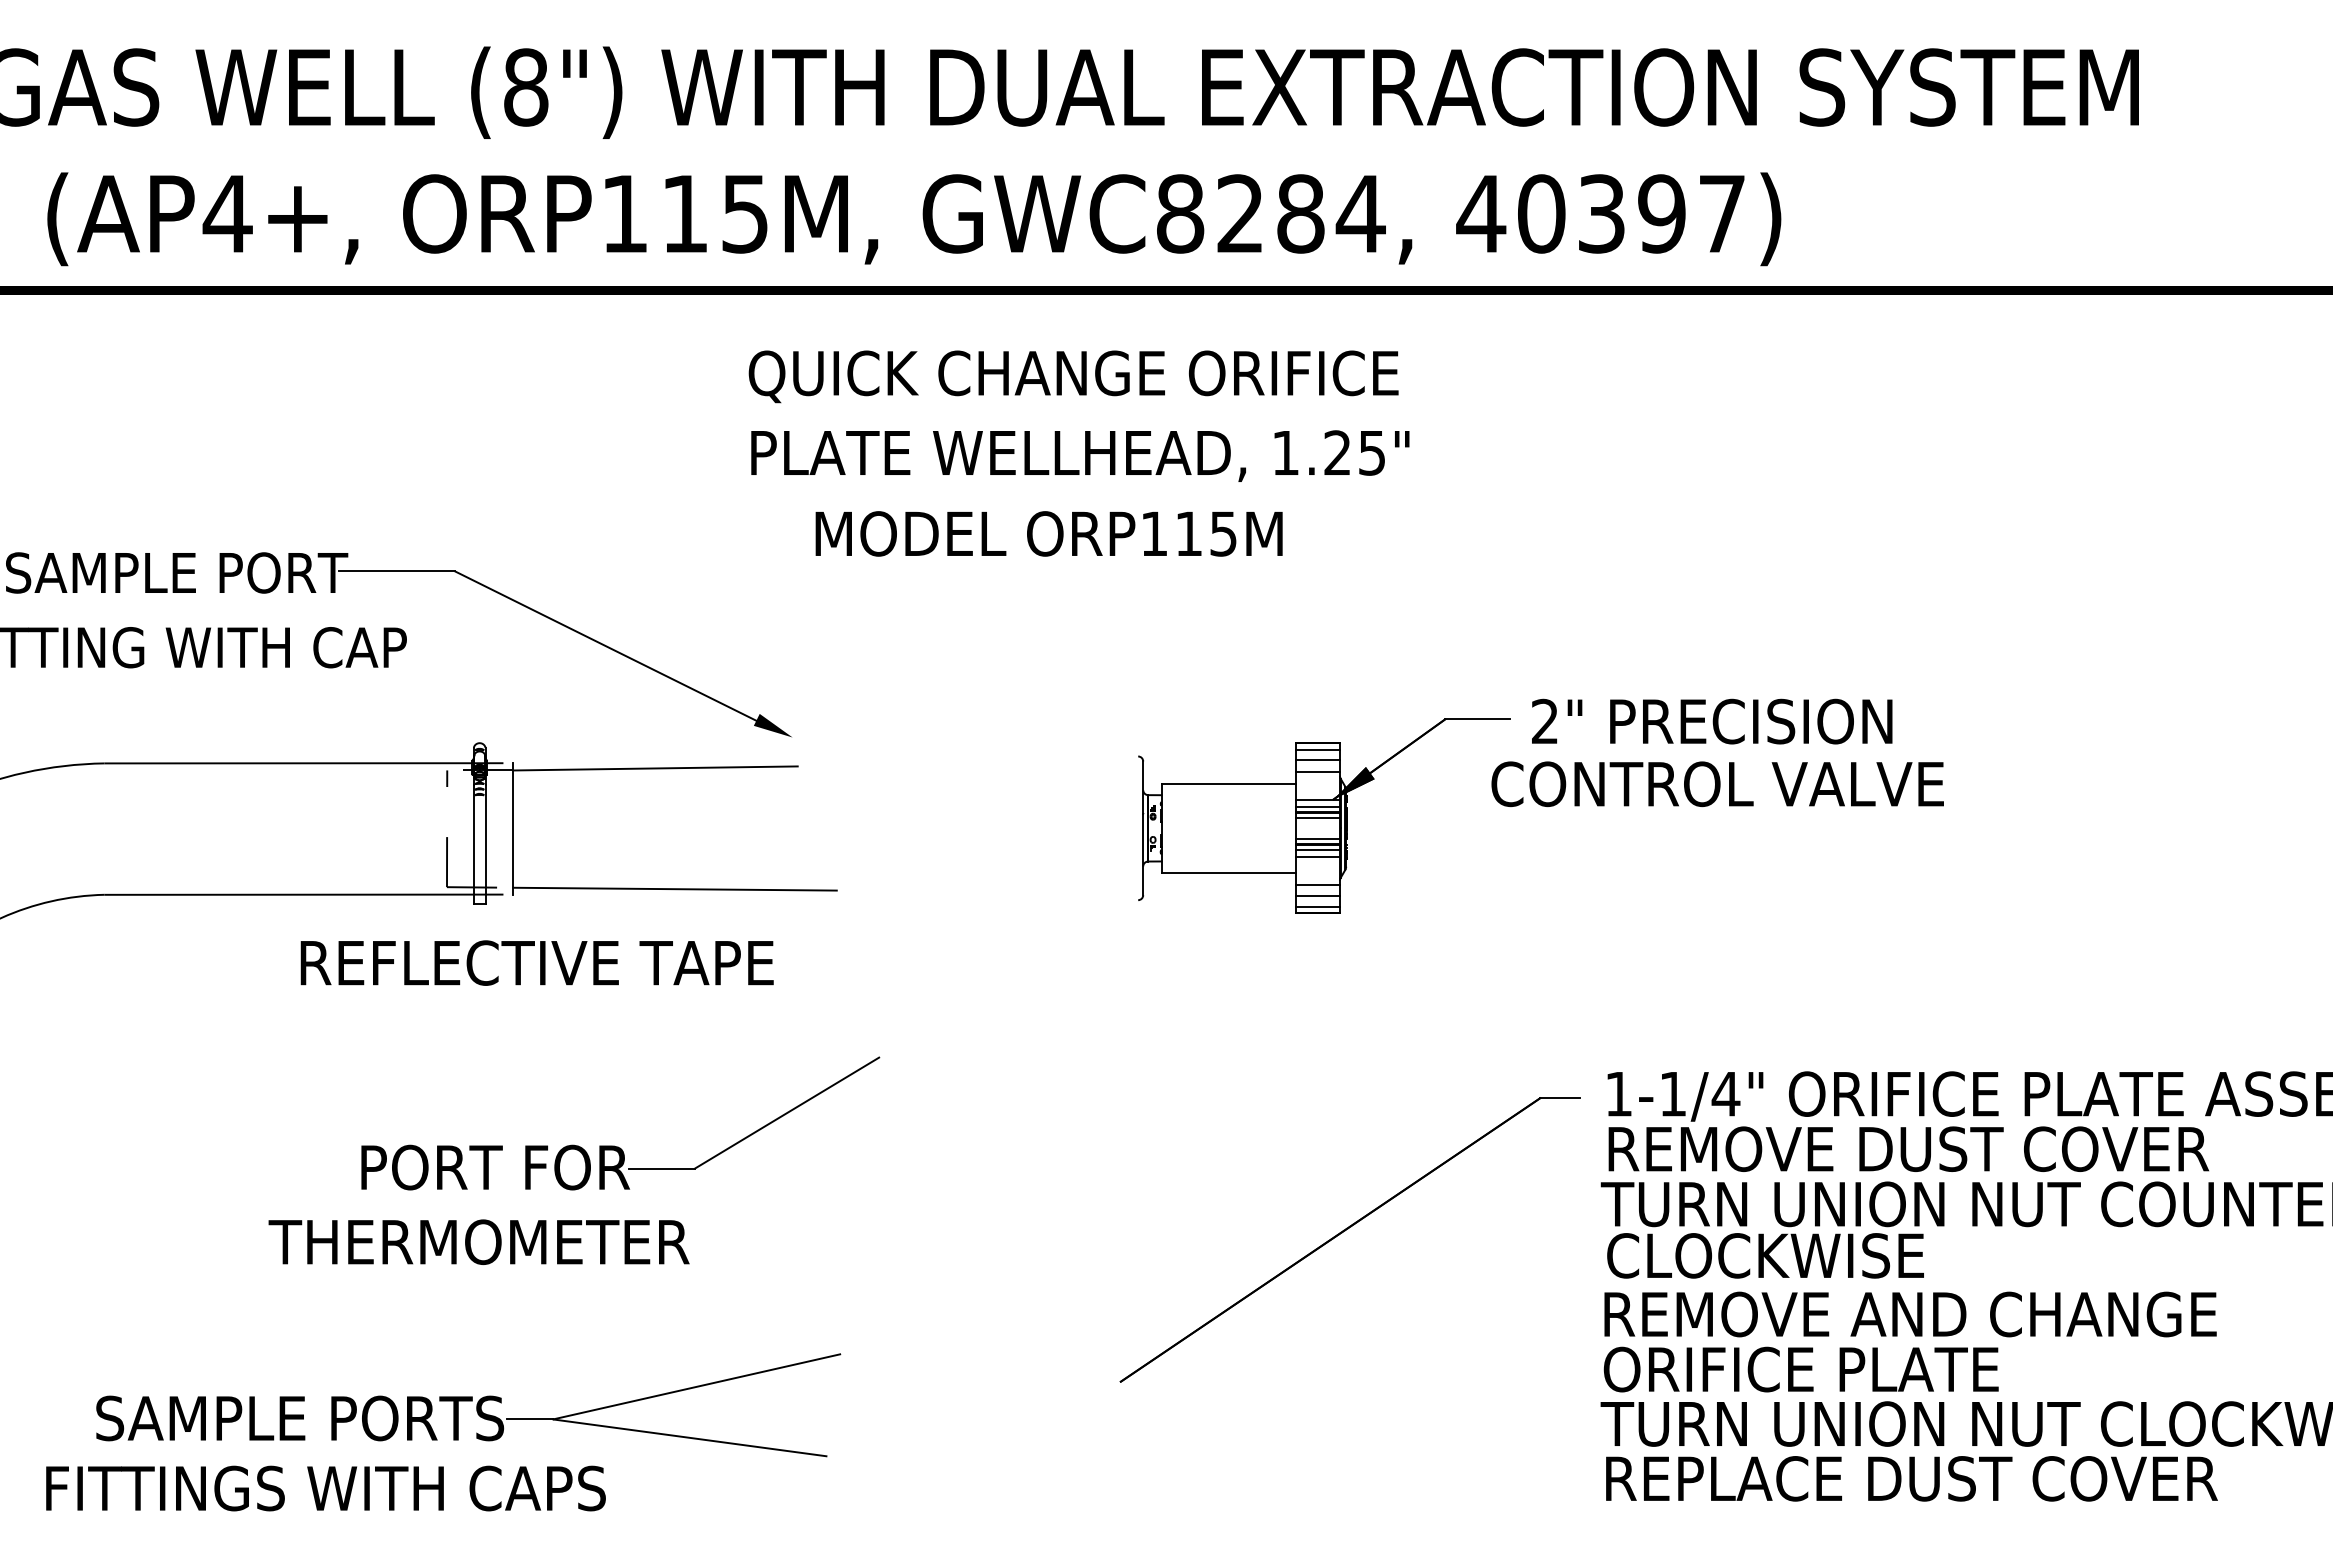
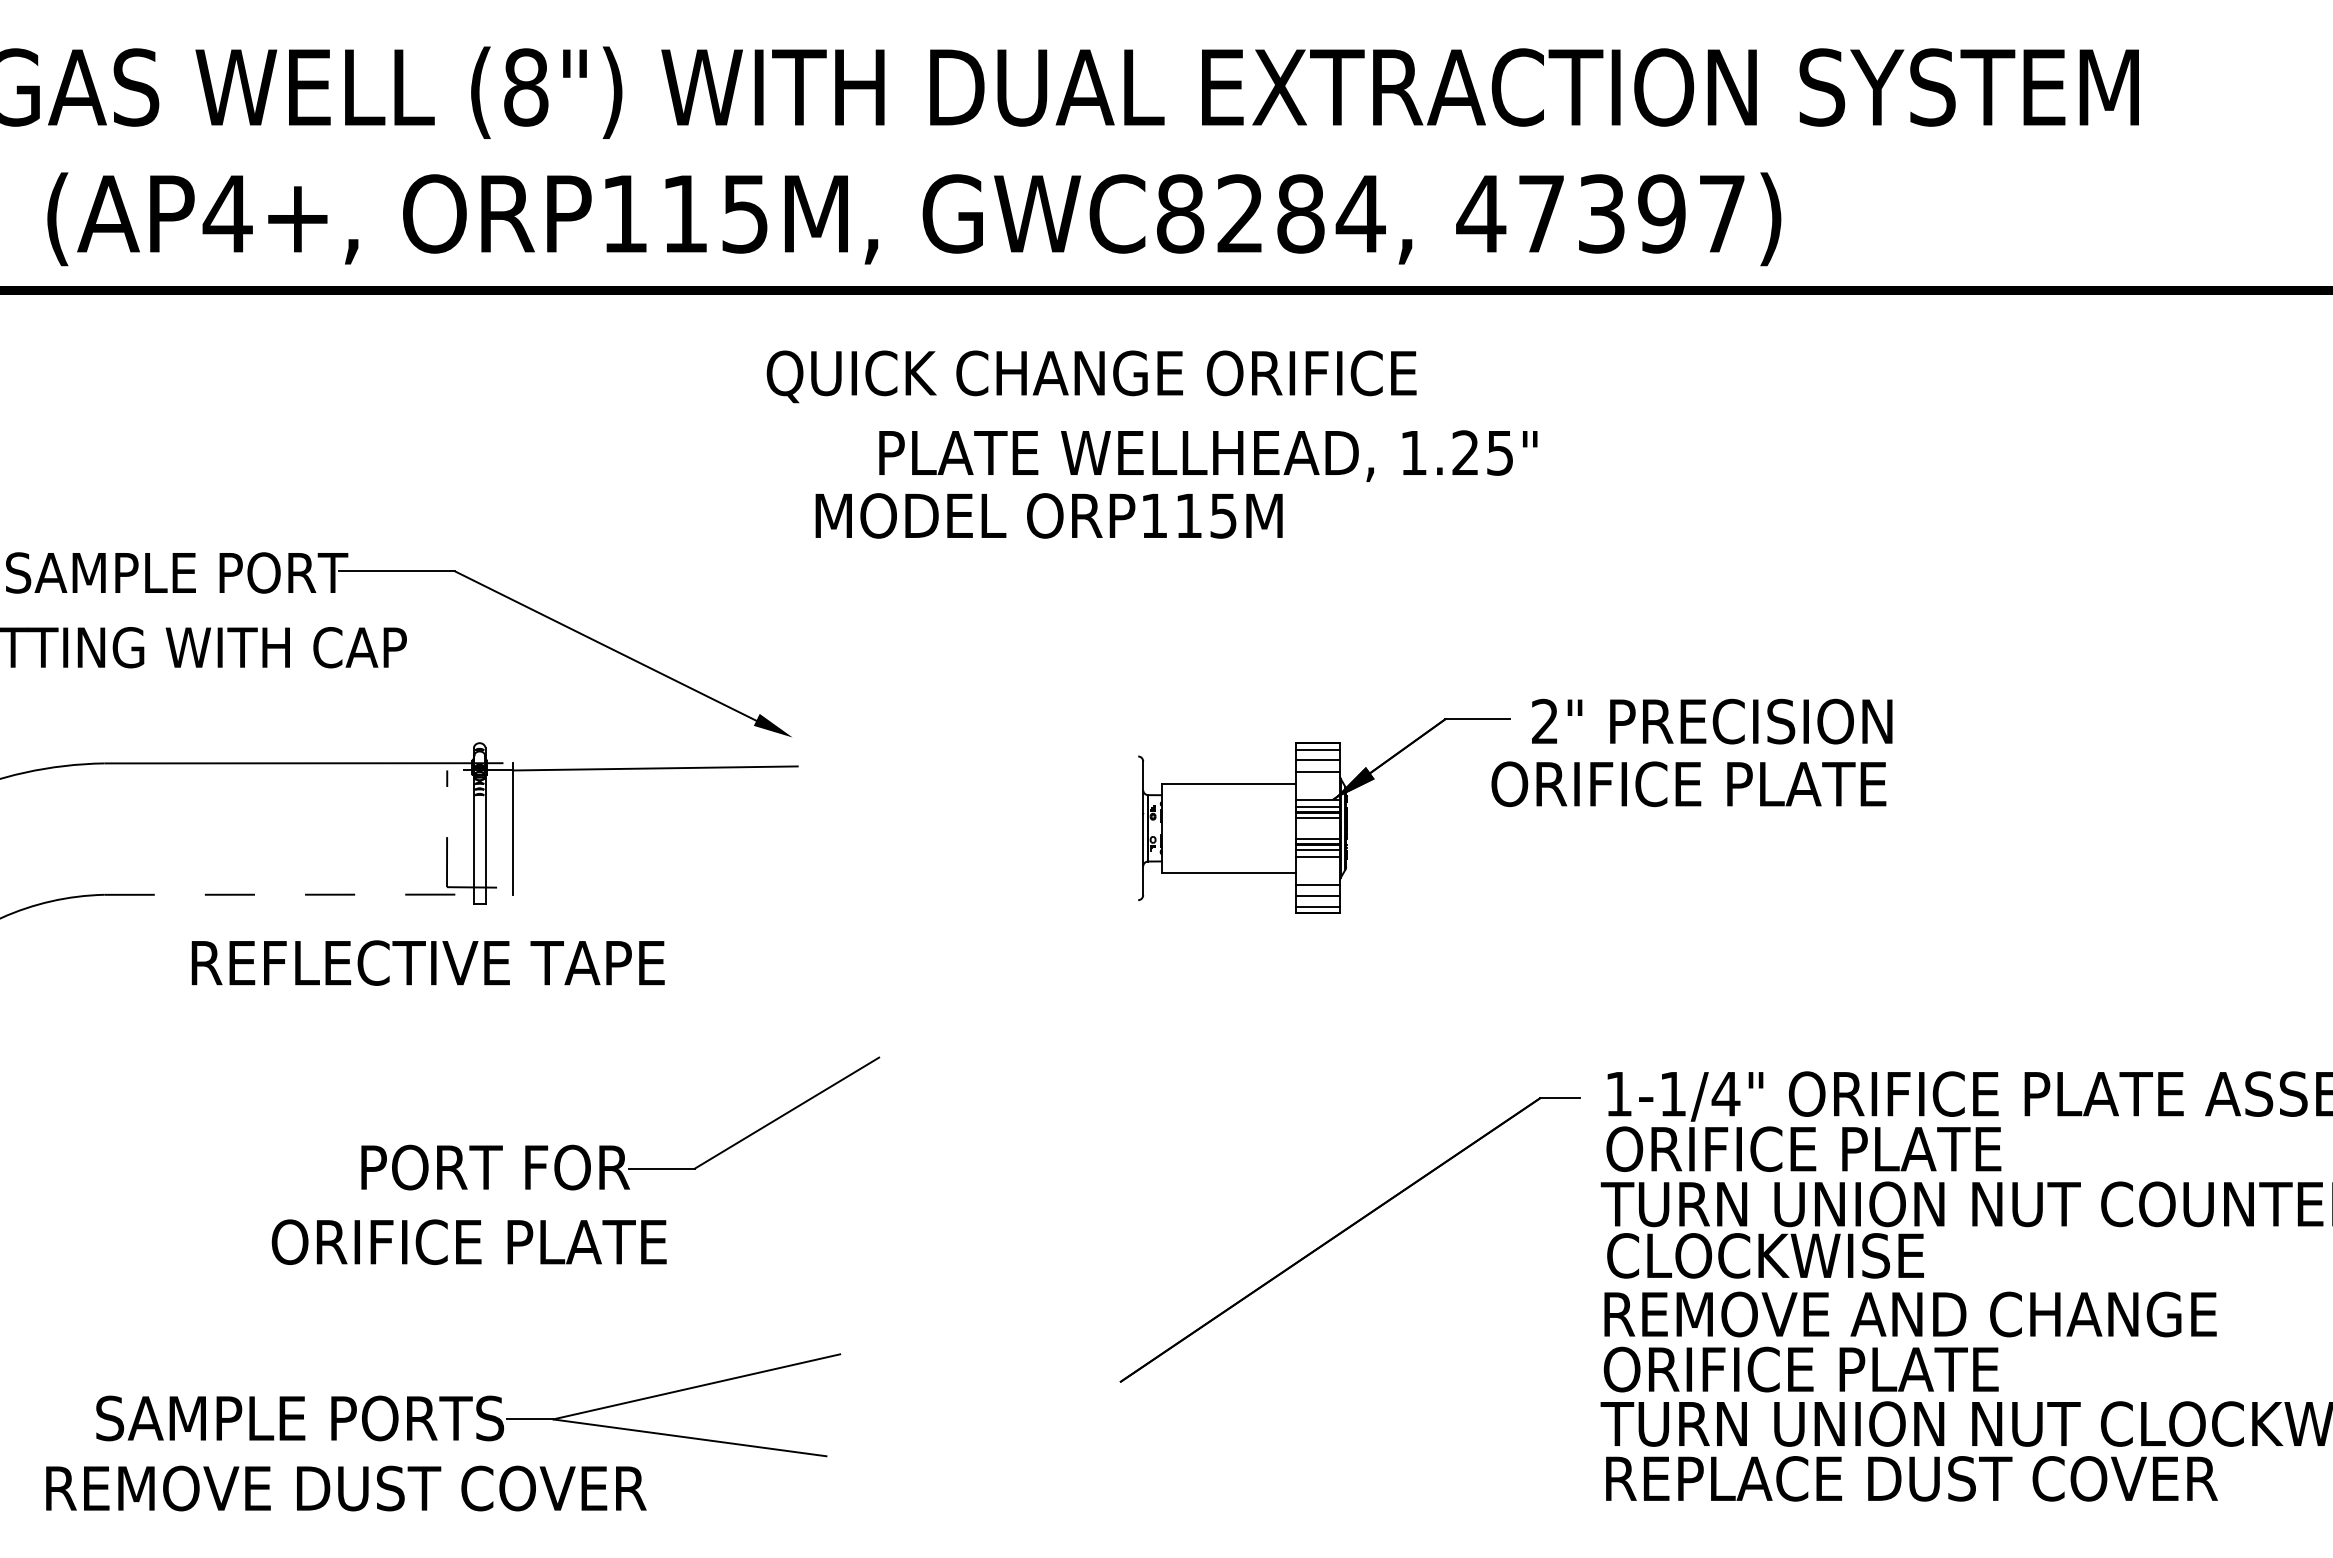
text: 40397) -> 47397) (1541, 213)
text position: (1073, 376) -> (1091, 376) (1091, 376)
text position: (1080, 455) -> (1208, 455) (1208, 455)
text position: (1048, 533) -> (1048, 515) (1048, 515)
text: CONTROL VALVE -> ORIFICE PLATE (1720, 784)
line: present -> none (674, 888)
line: solid -> dashed (304, 894)
text position: (536, 962) -> (427, 962) (427, 962)
text: REMOVE DUST COVER -> ORIFICE PLATE (1907, 1149)
text: THERMOMETER -> ORIFICE PLATE (478, 1242)
text: FITTINGS WITH CAPS -> REMOVE DUST COVER (348, 1488)
